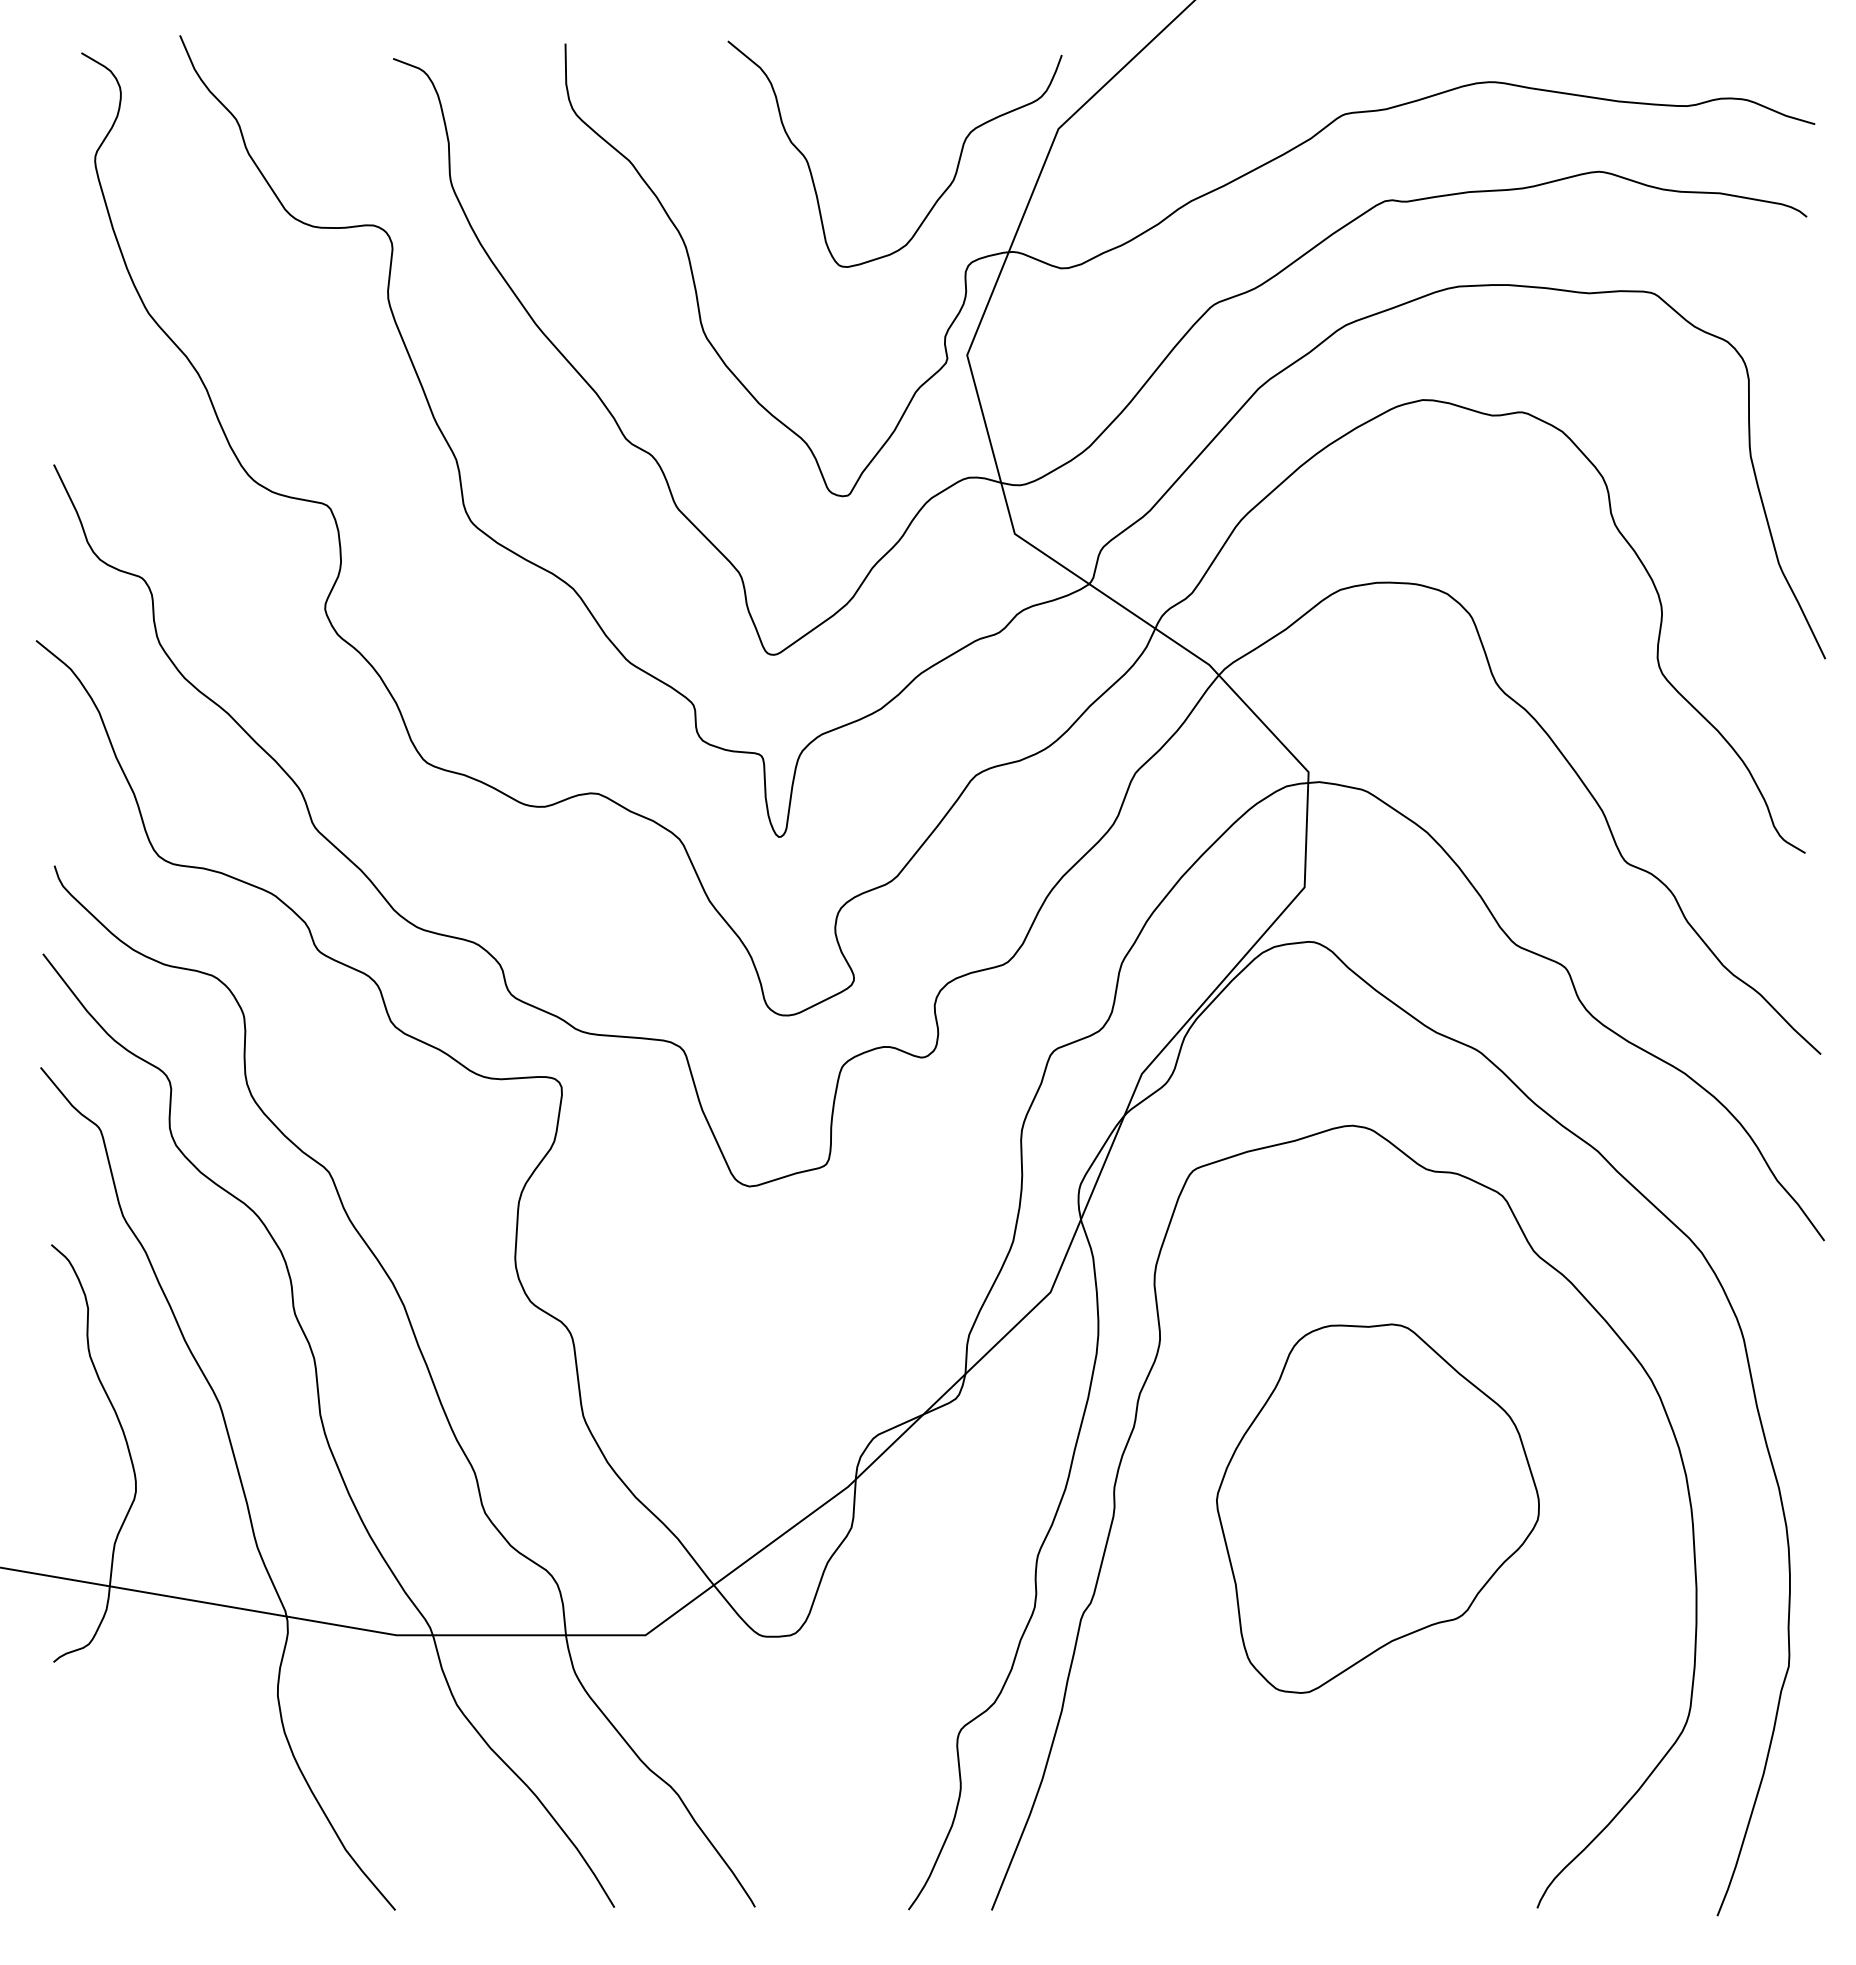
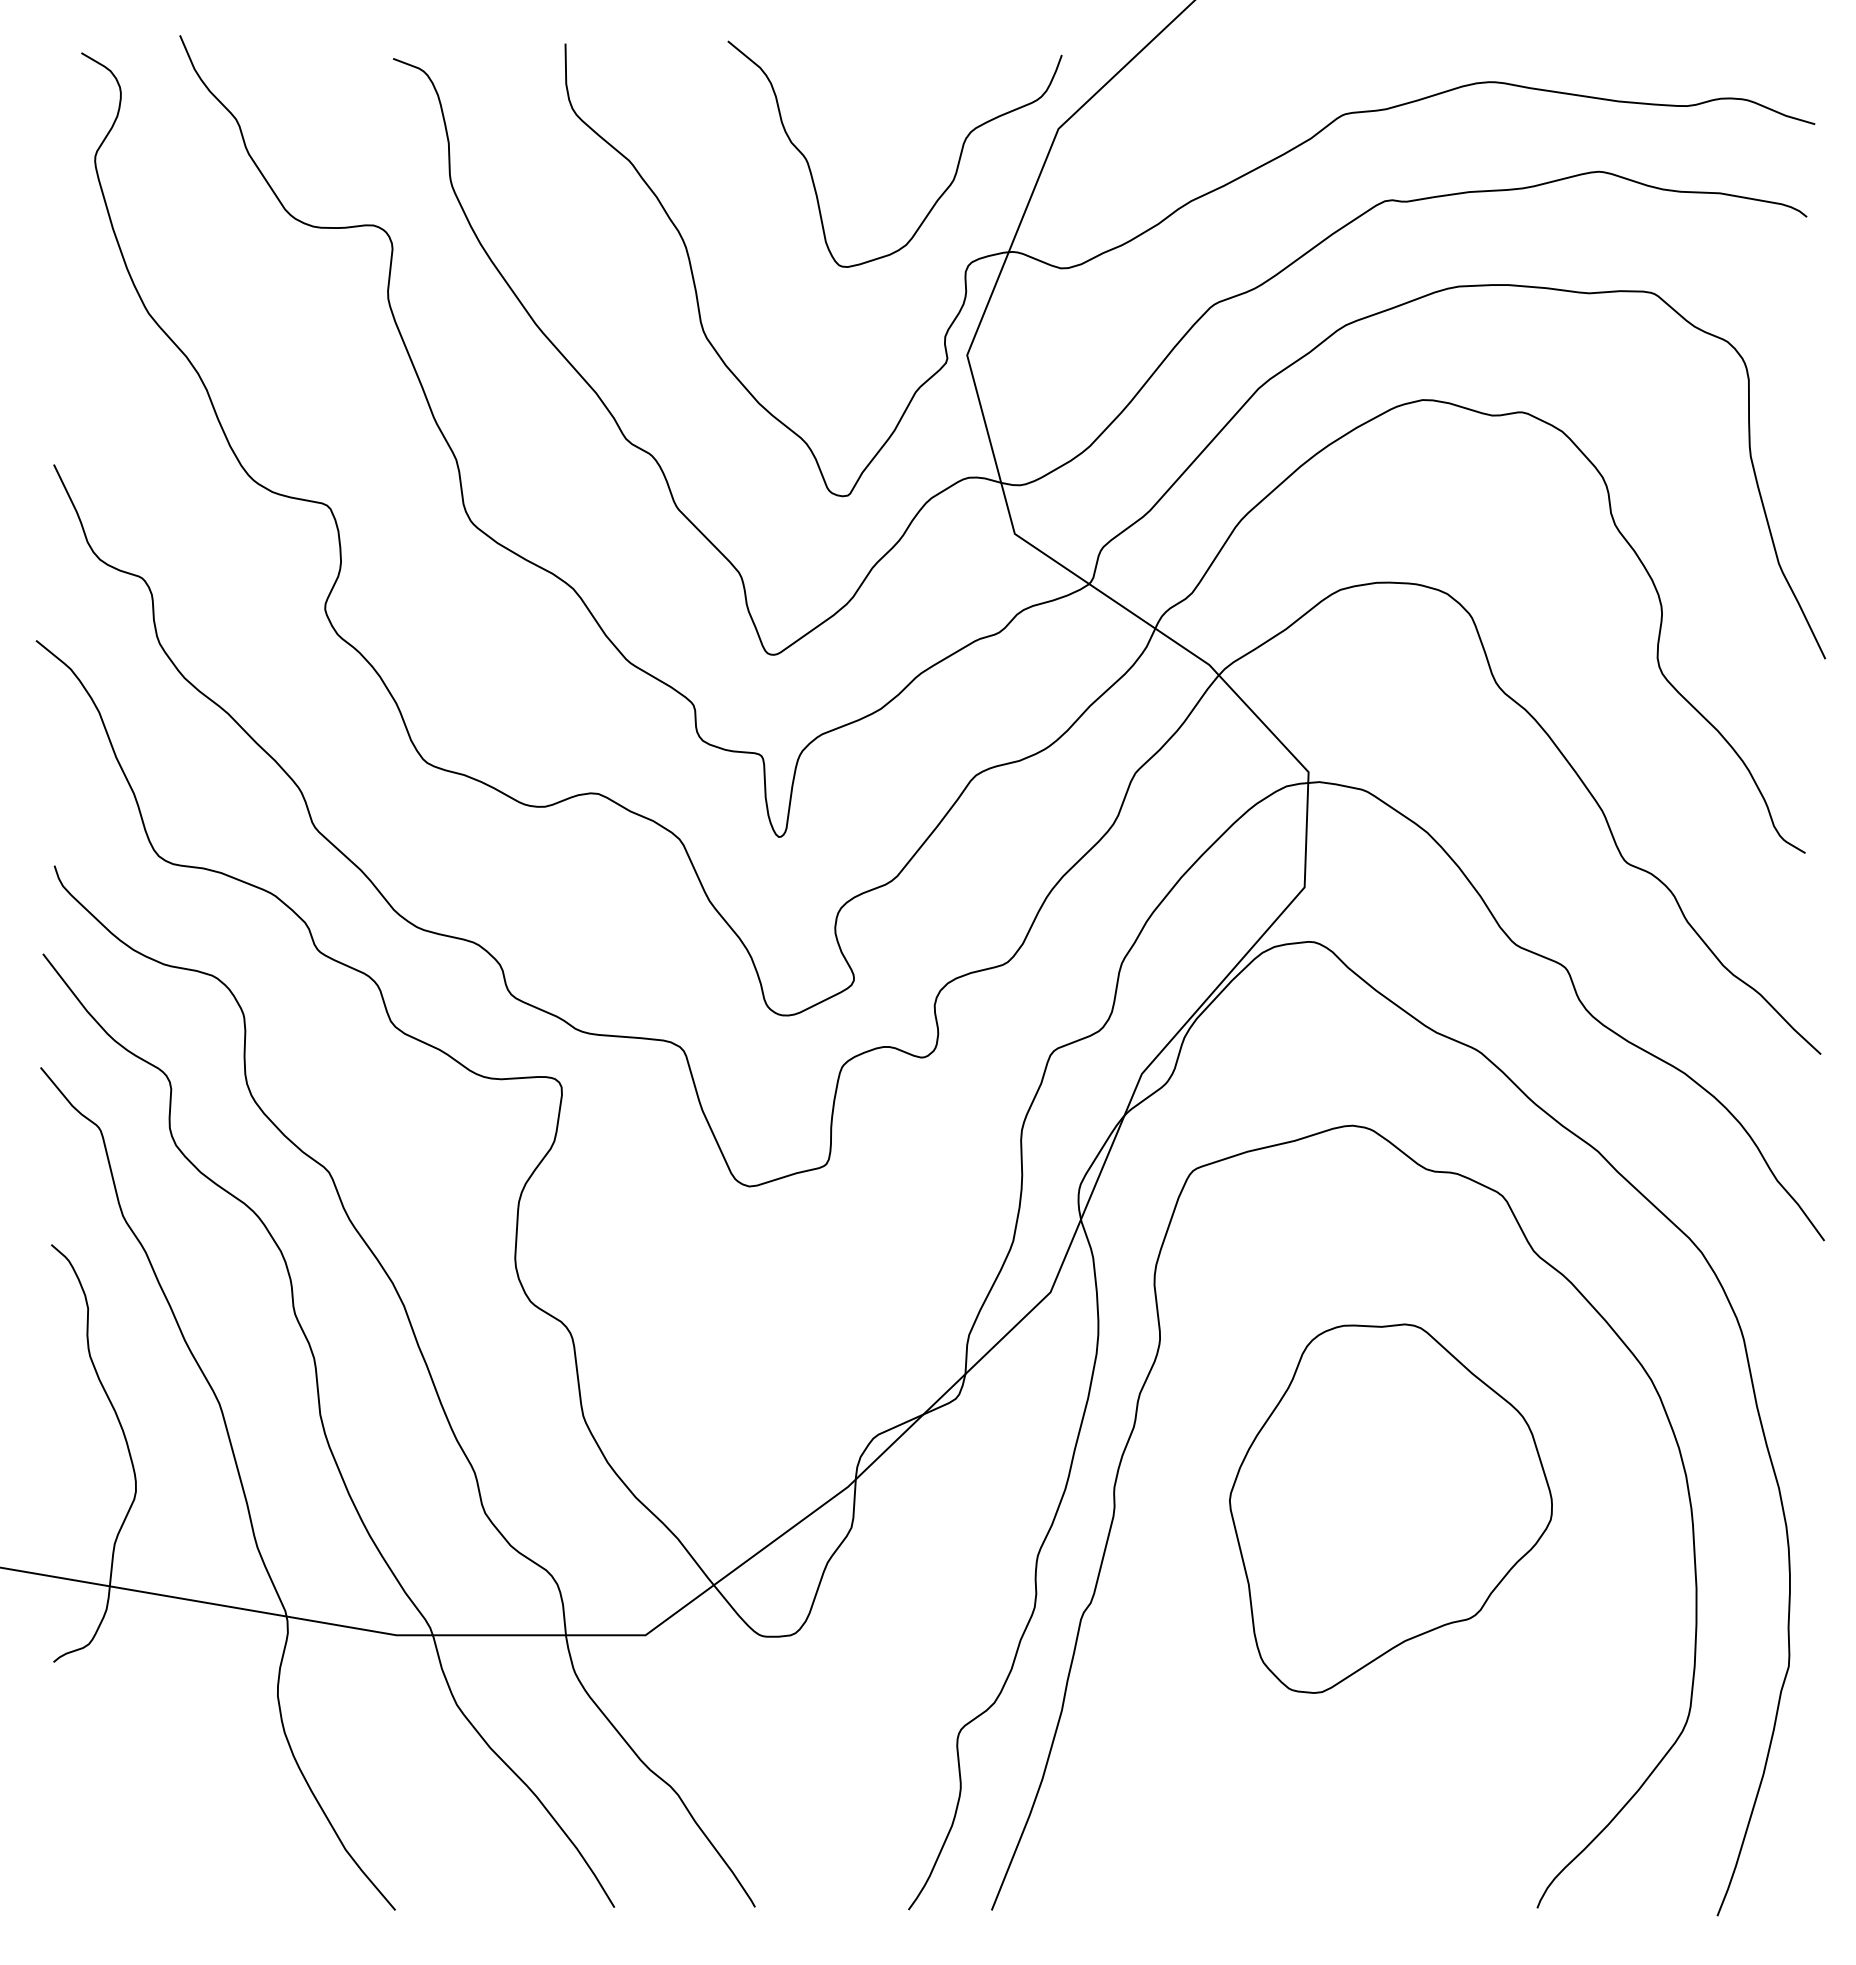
part position: (1377, 1508) -> (1390, 1508) (1390, 1508)
